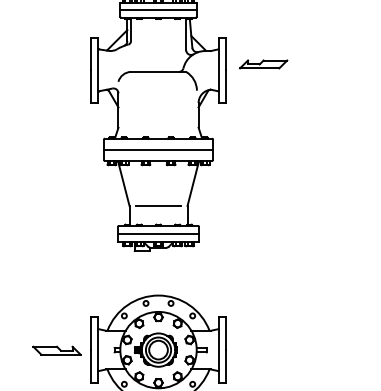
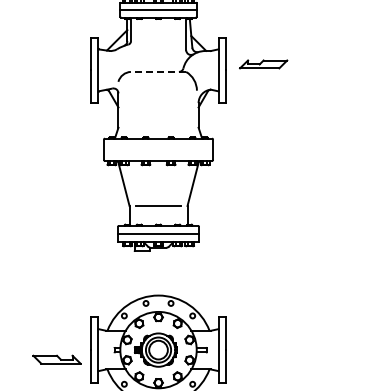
line: solid -> dashed (158, 71)
line: present -> none (158, 149)
part position: (56, 350) -> (56, 359) (56, 359)
